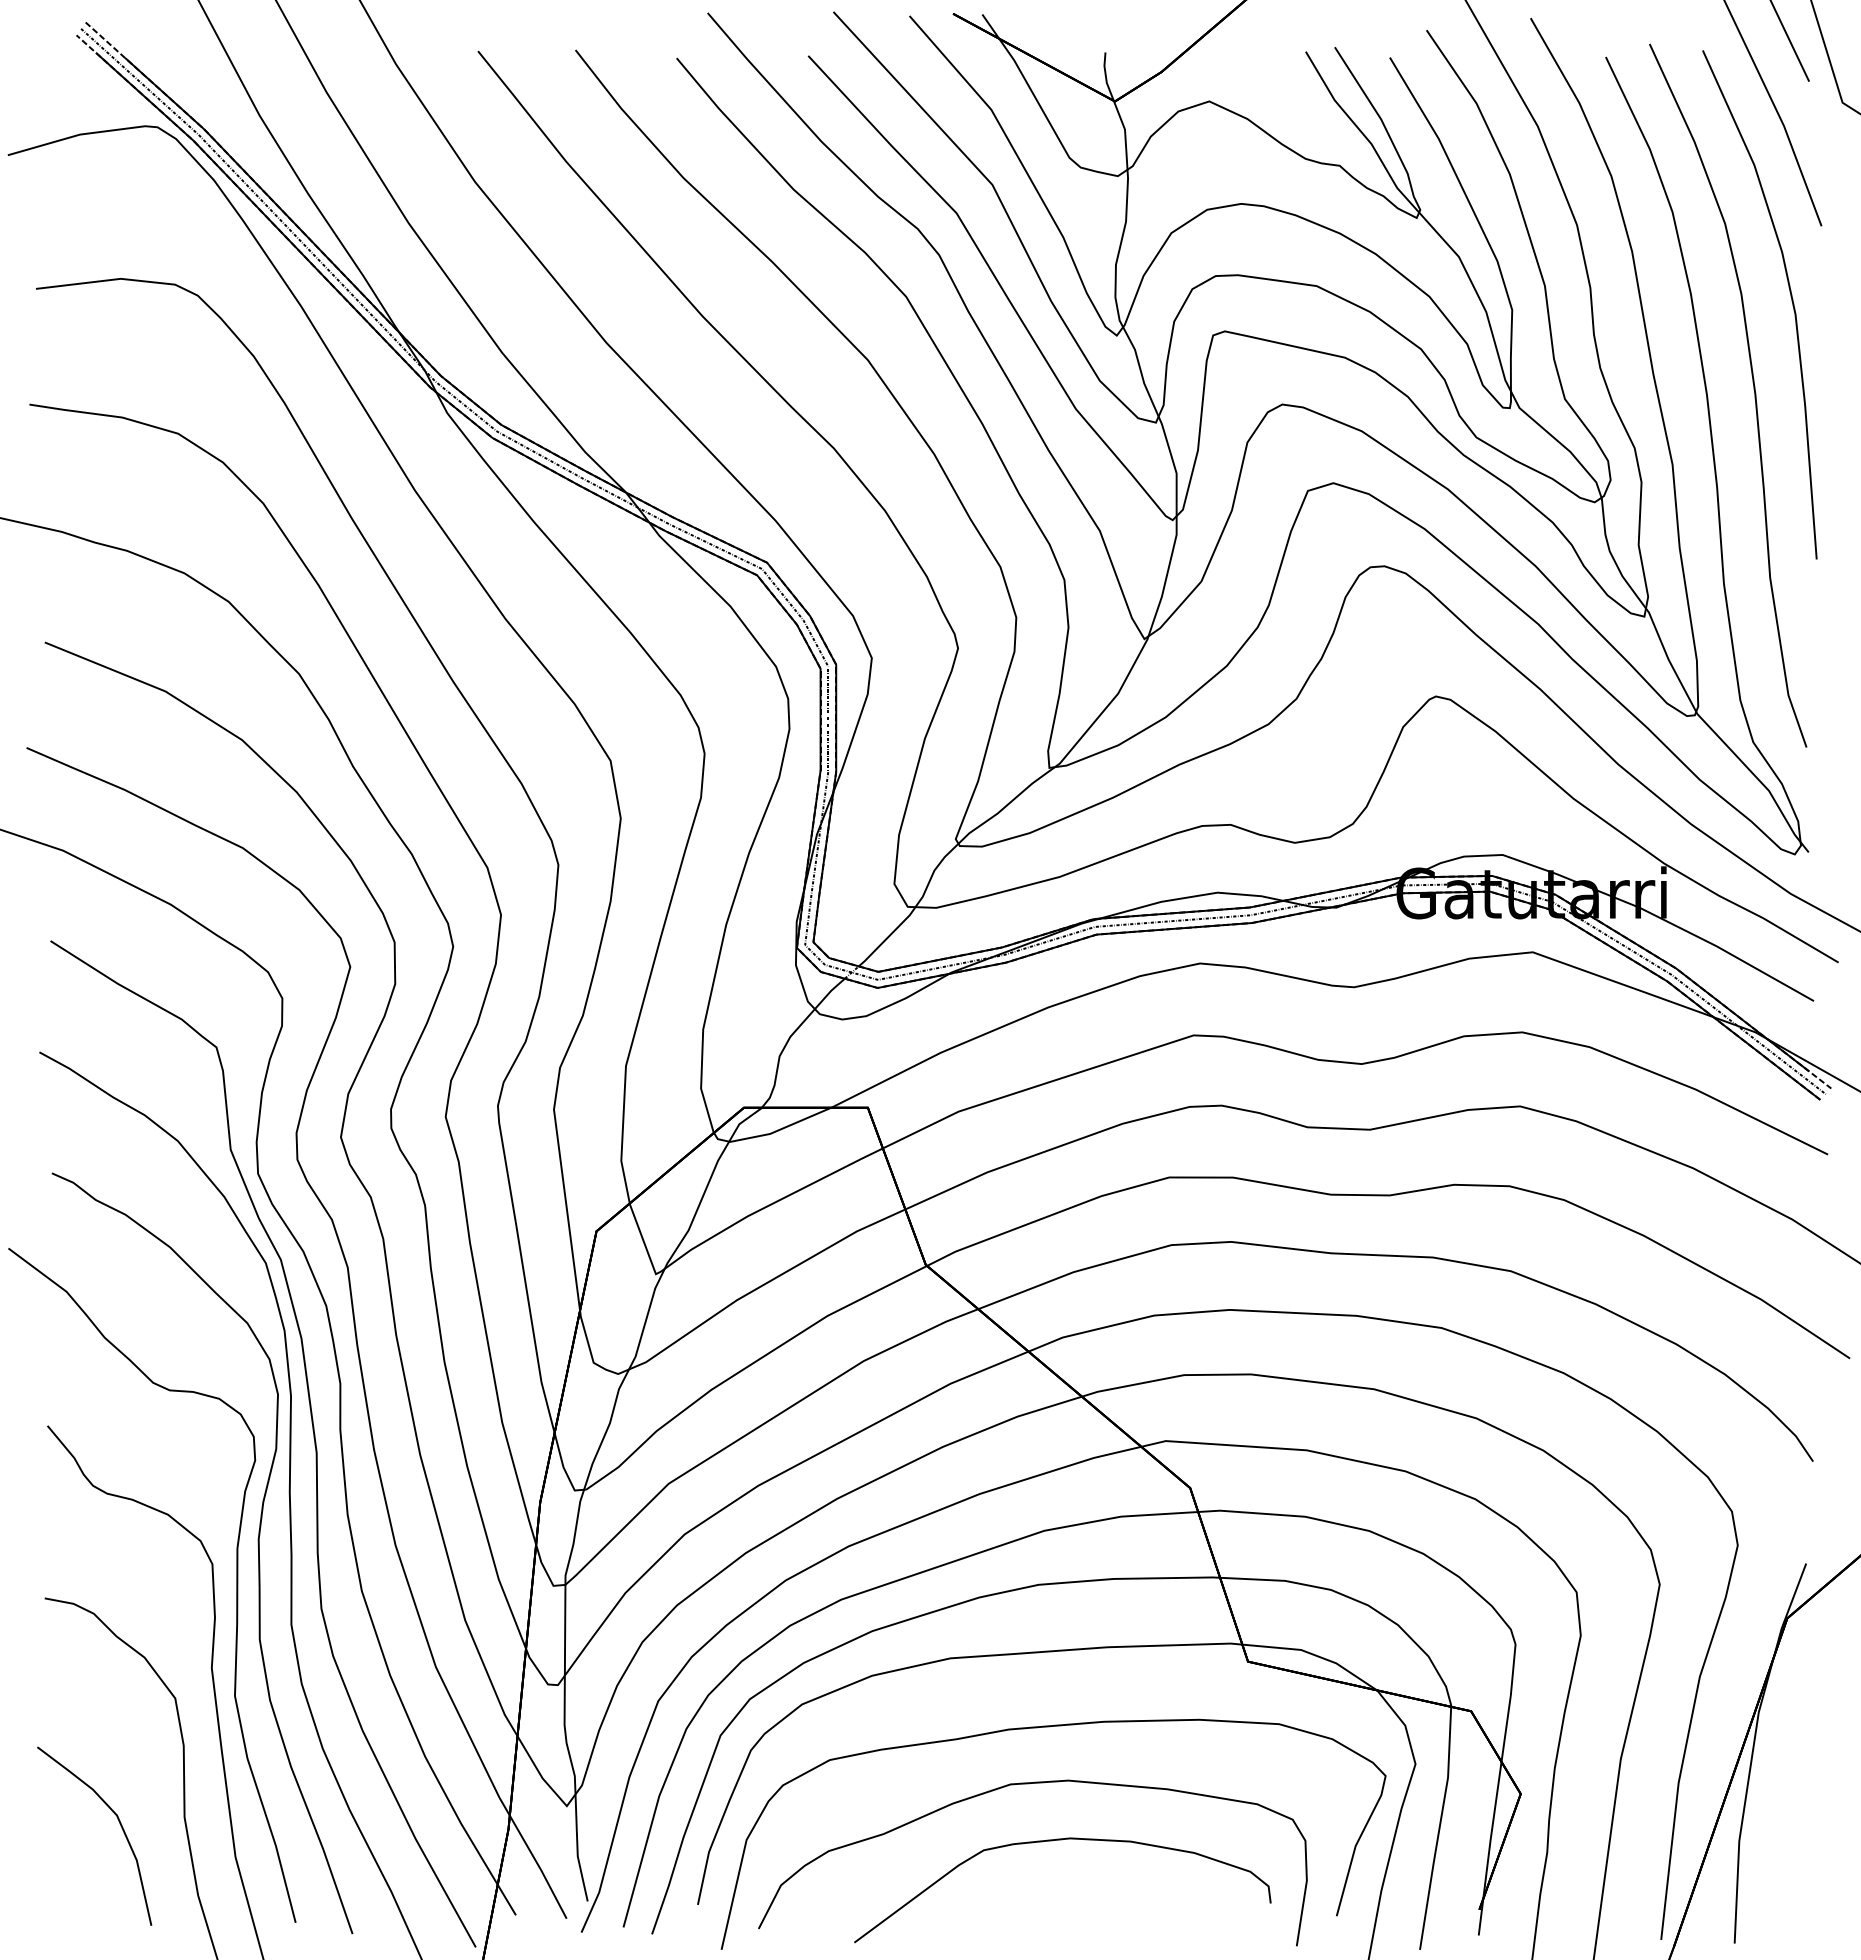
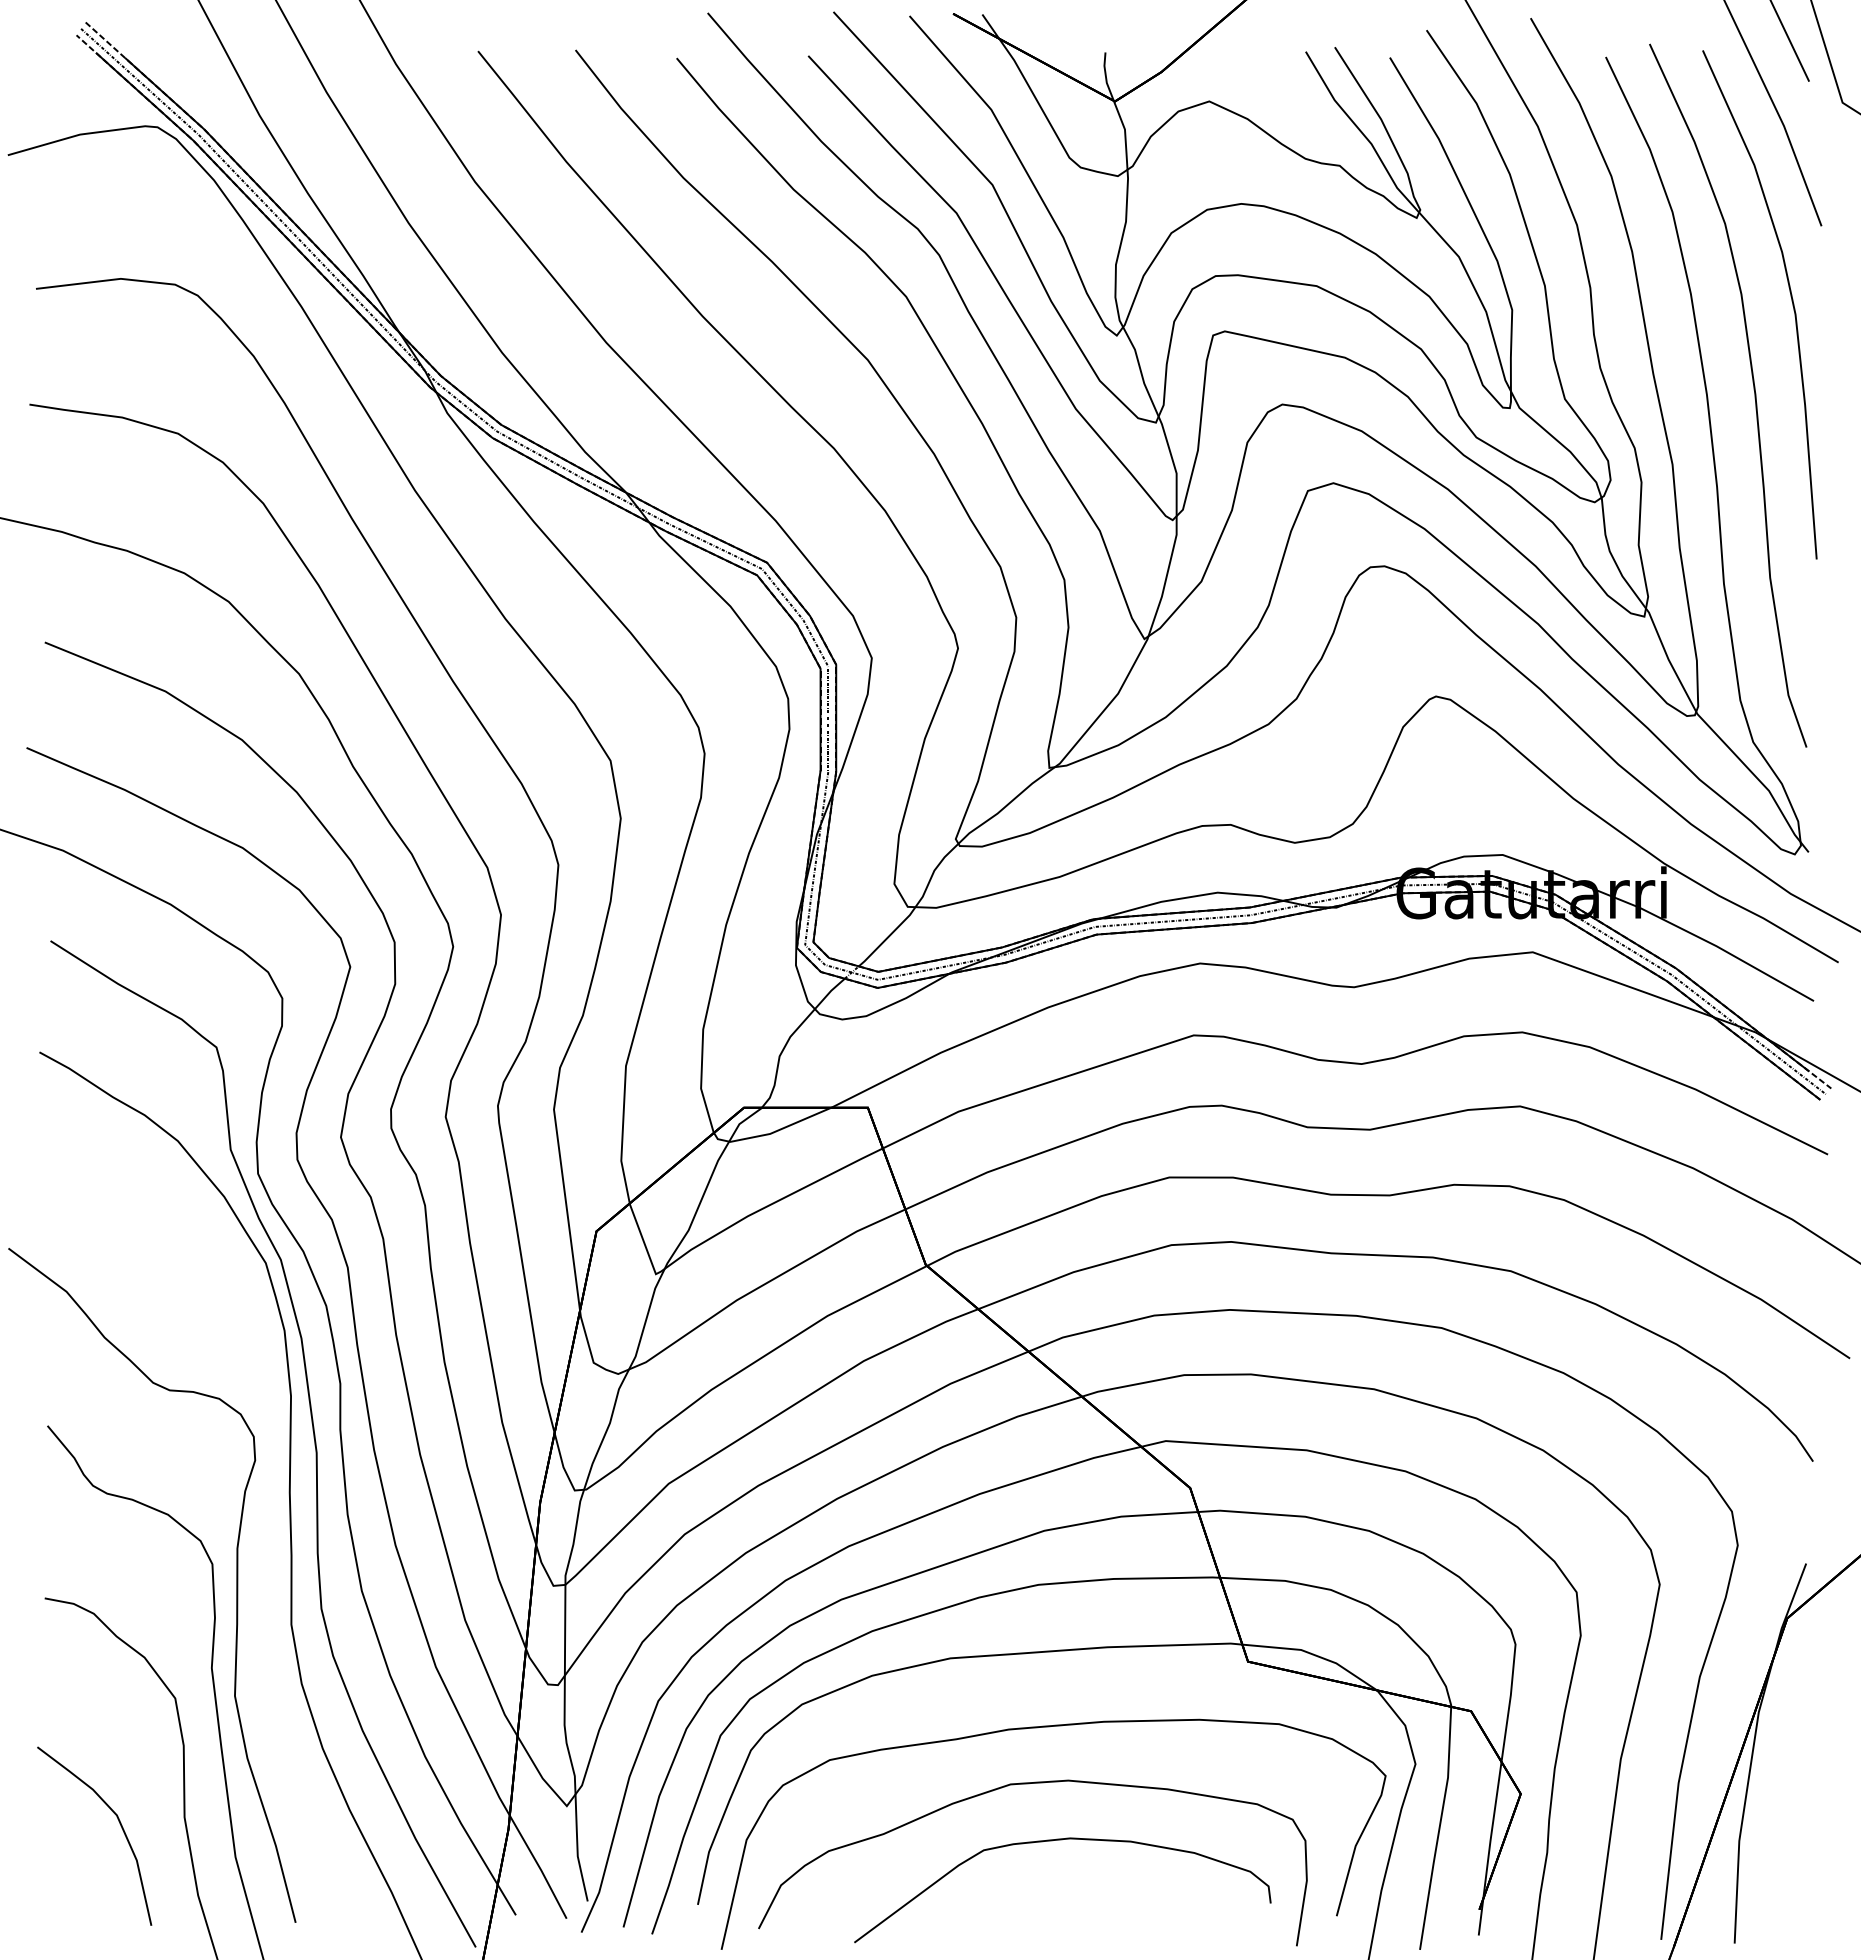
curve: present -> none (257, 1545)
